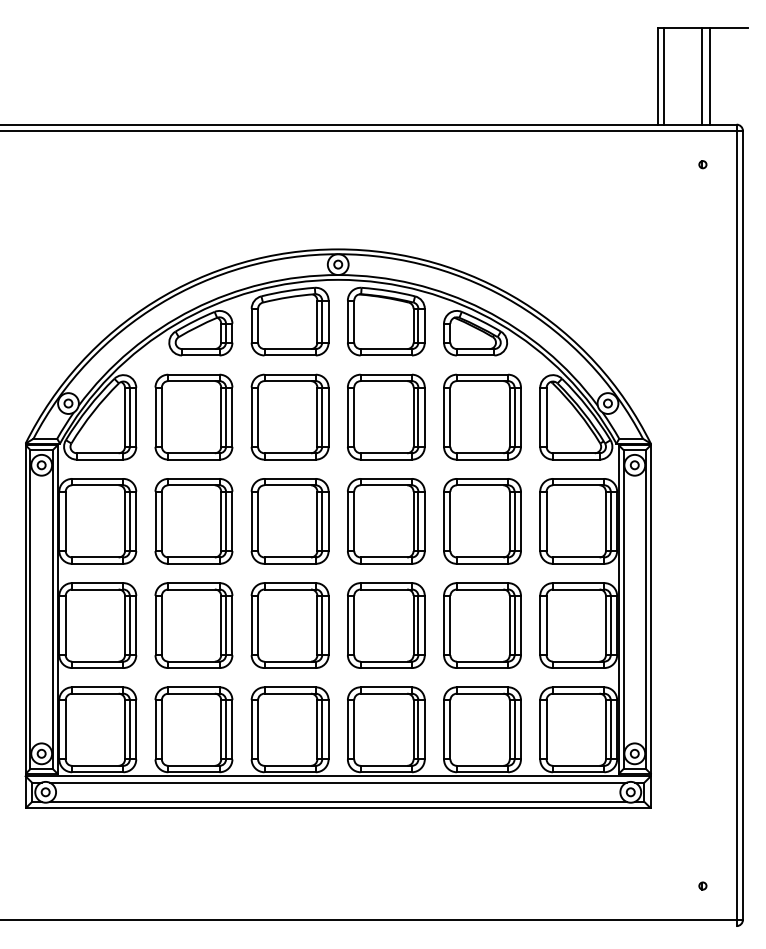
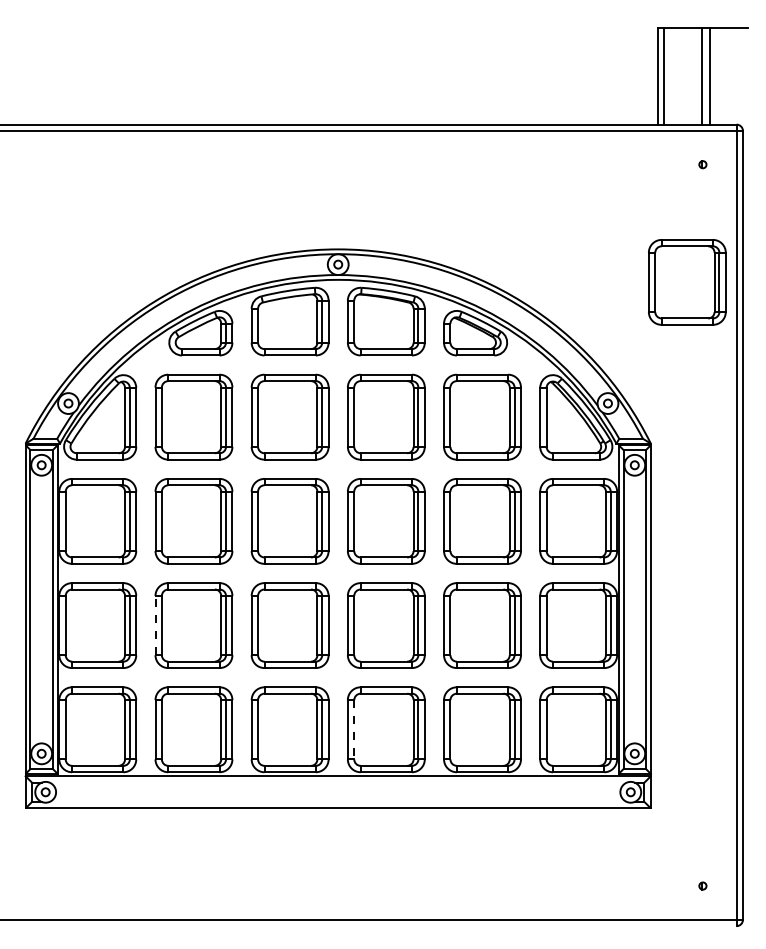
part: none -> present (687, 282)
line: solid -> dashed (155, 625)
line: solid -> dashed (354, 729)
line: present -> none (337, 782)
line: present -> none (337, 801)
